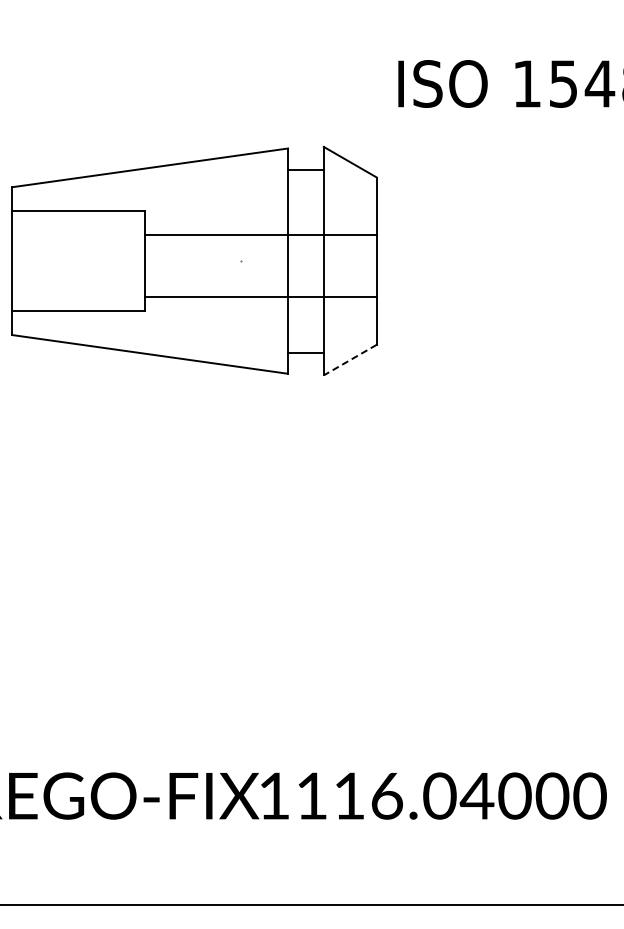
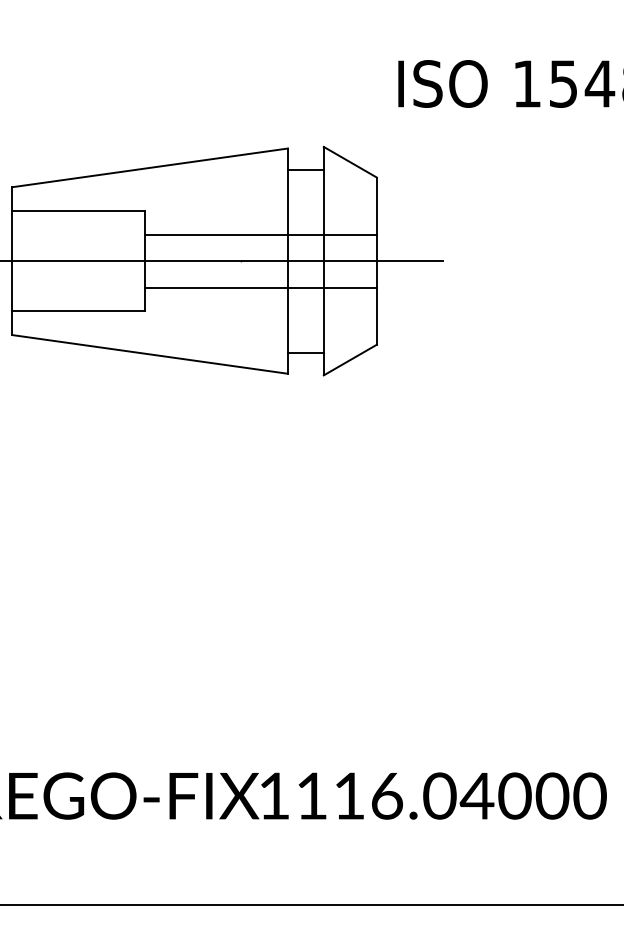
line: none -> present (222, 261)
line position: (260, 296) -> (260, 287) (260, 287)
line: dashed -> solid (350, 360)
